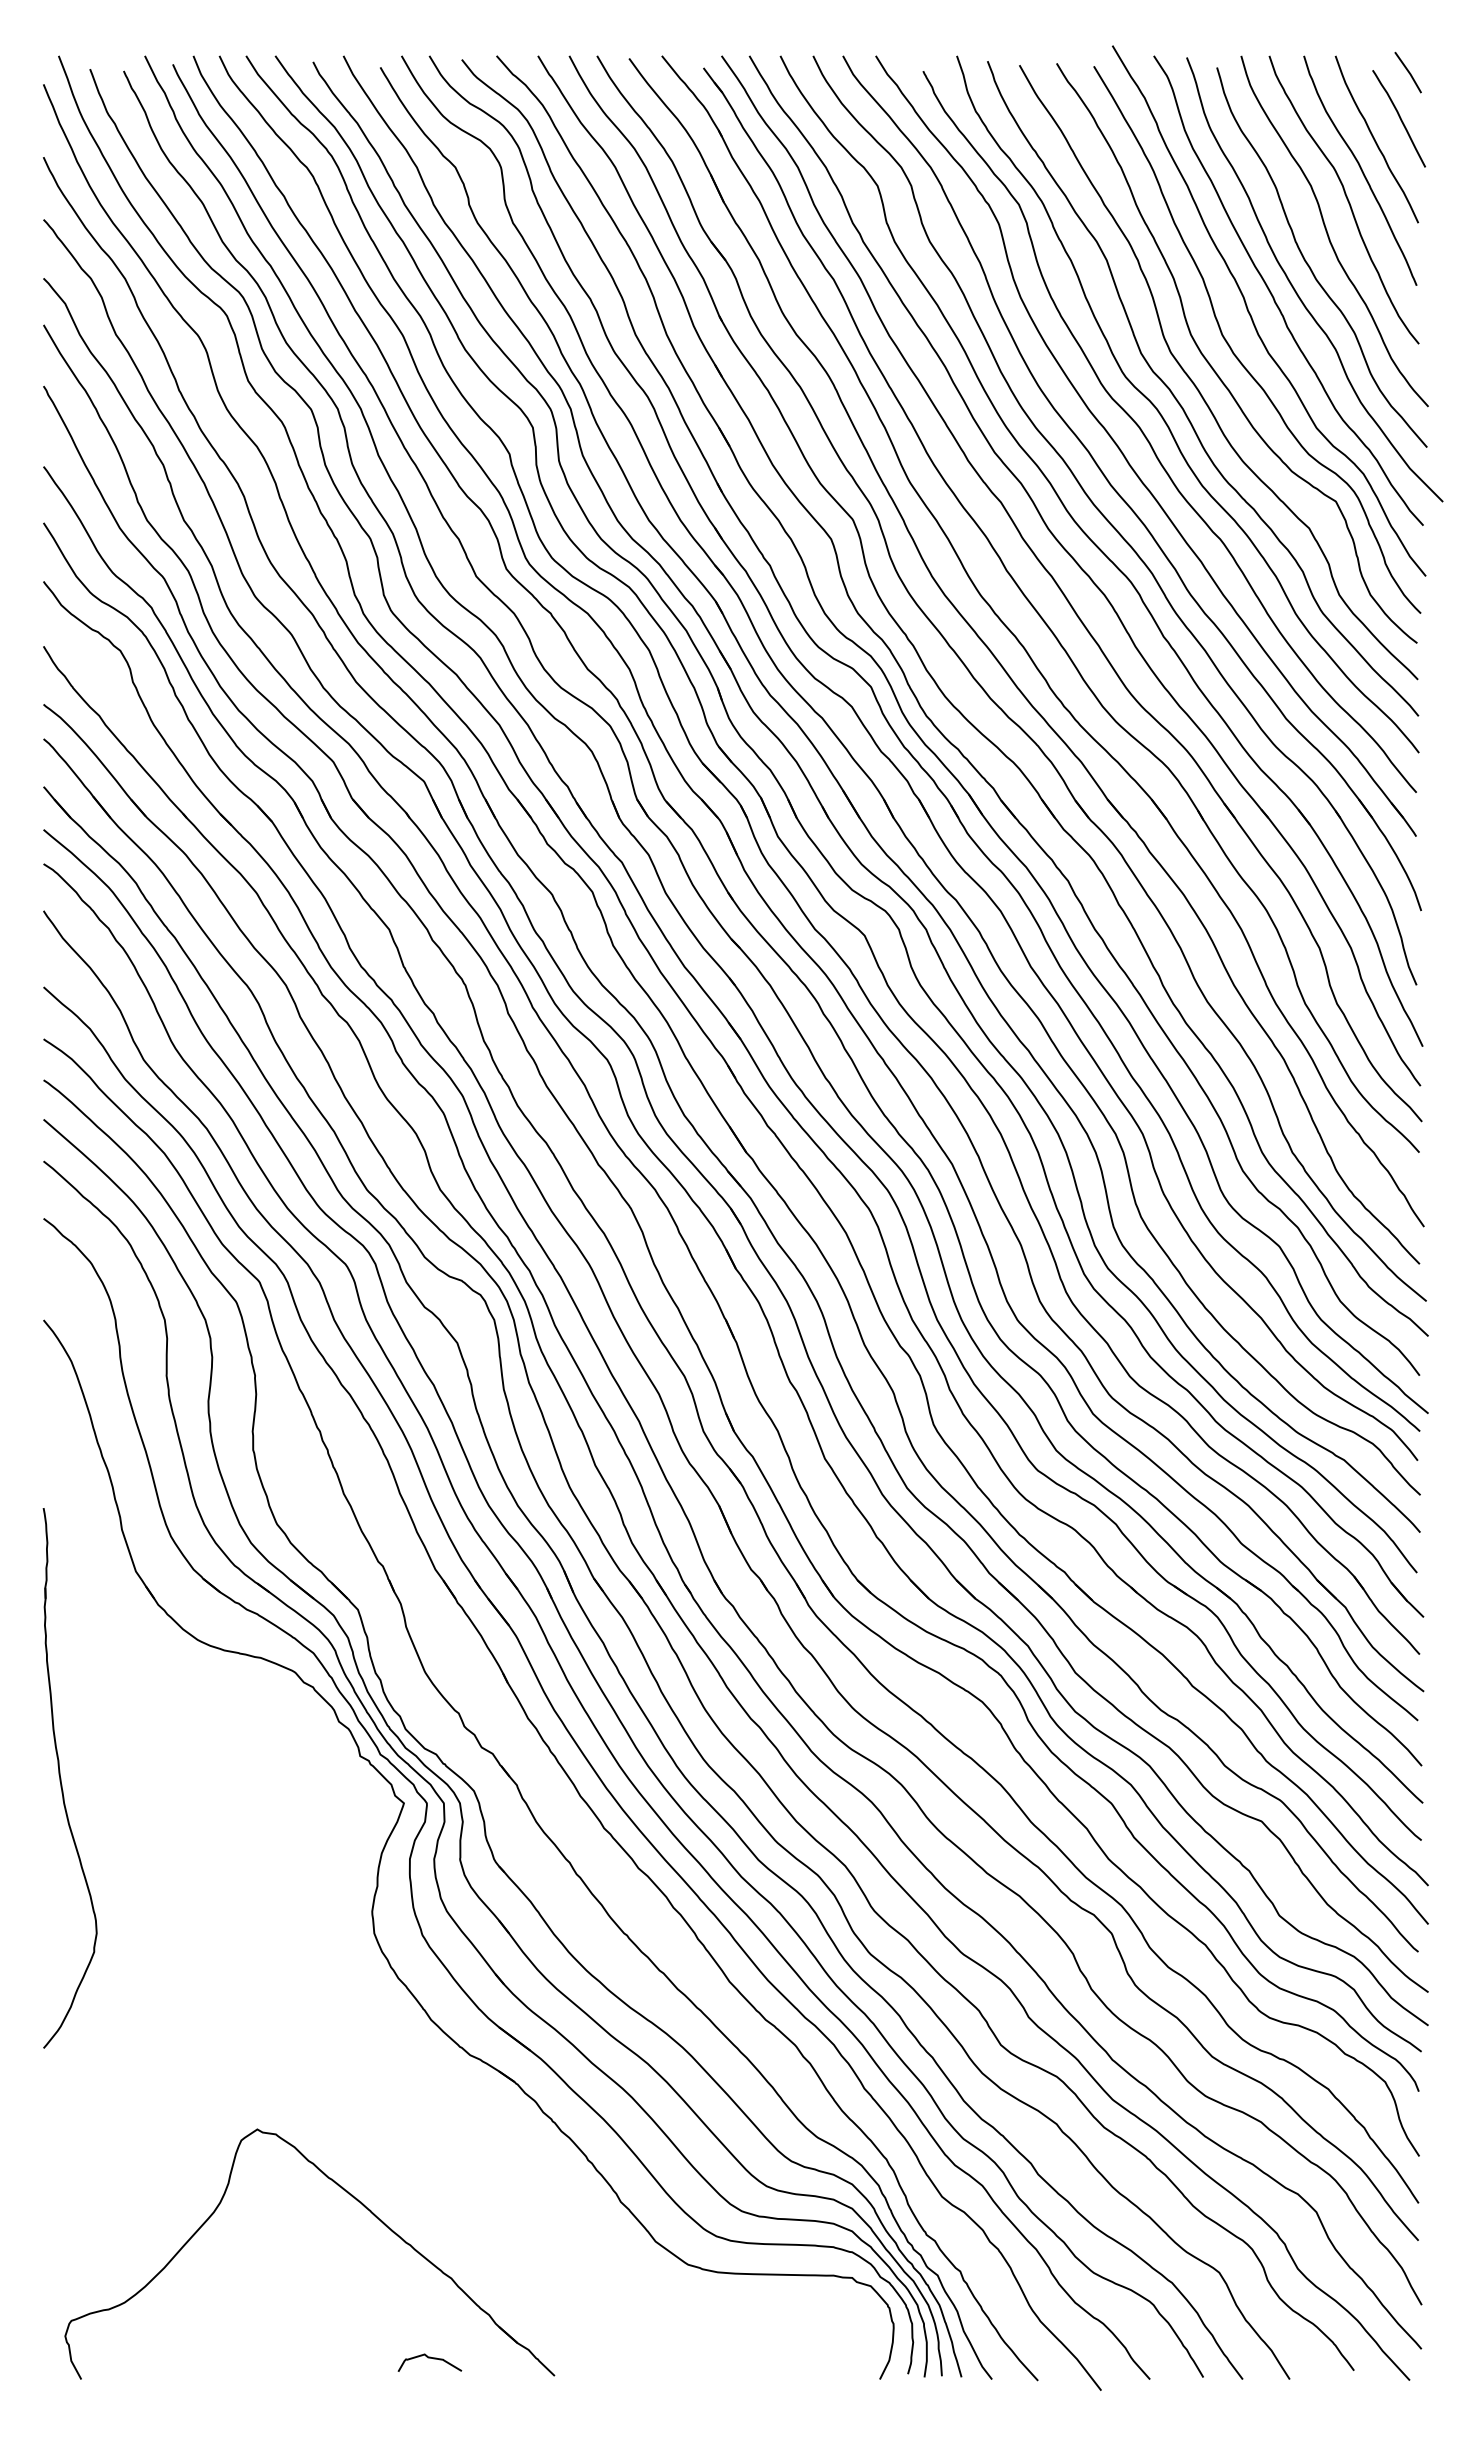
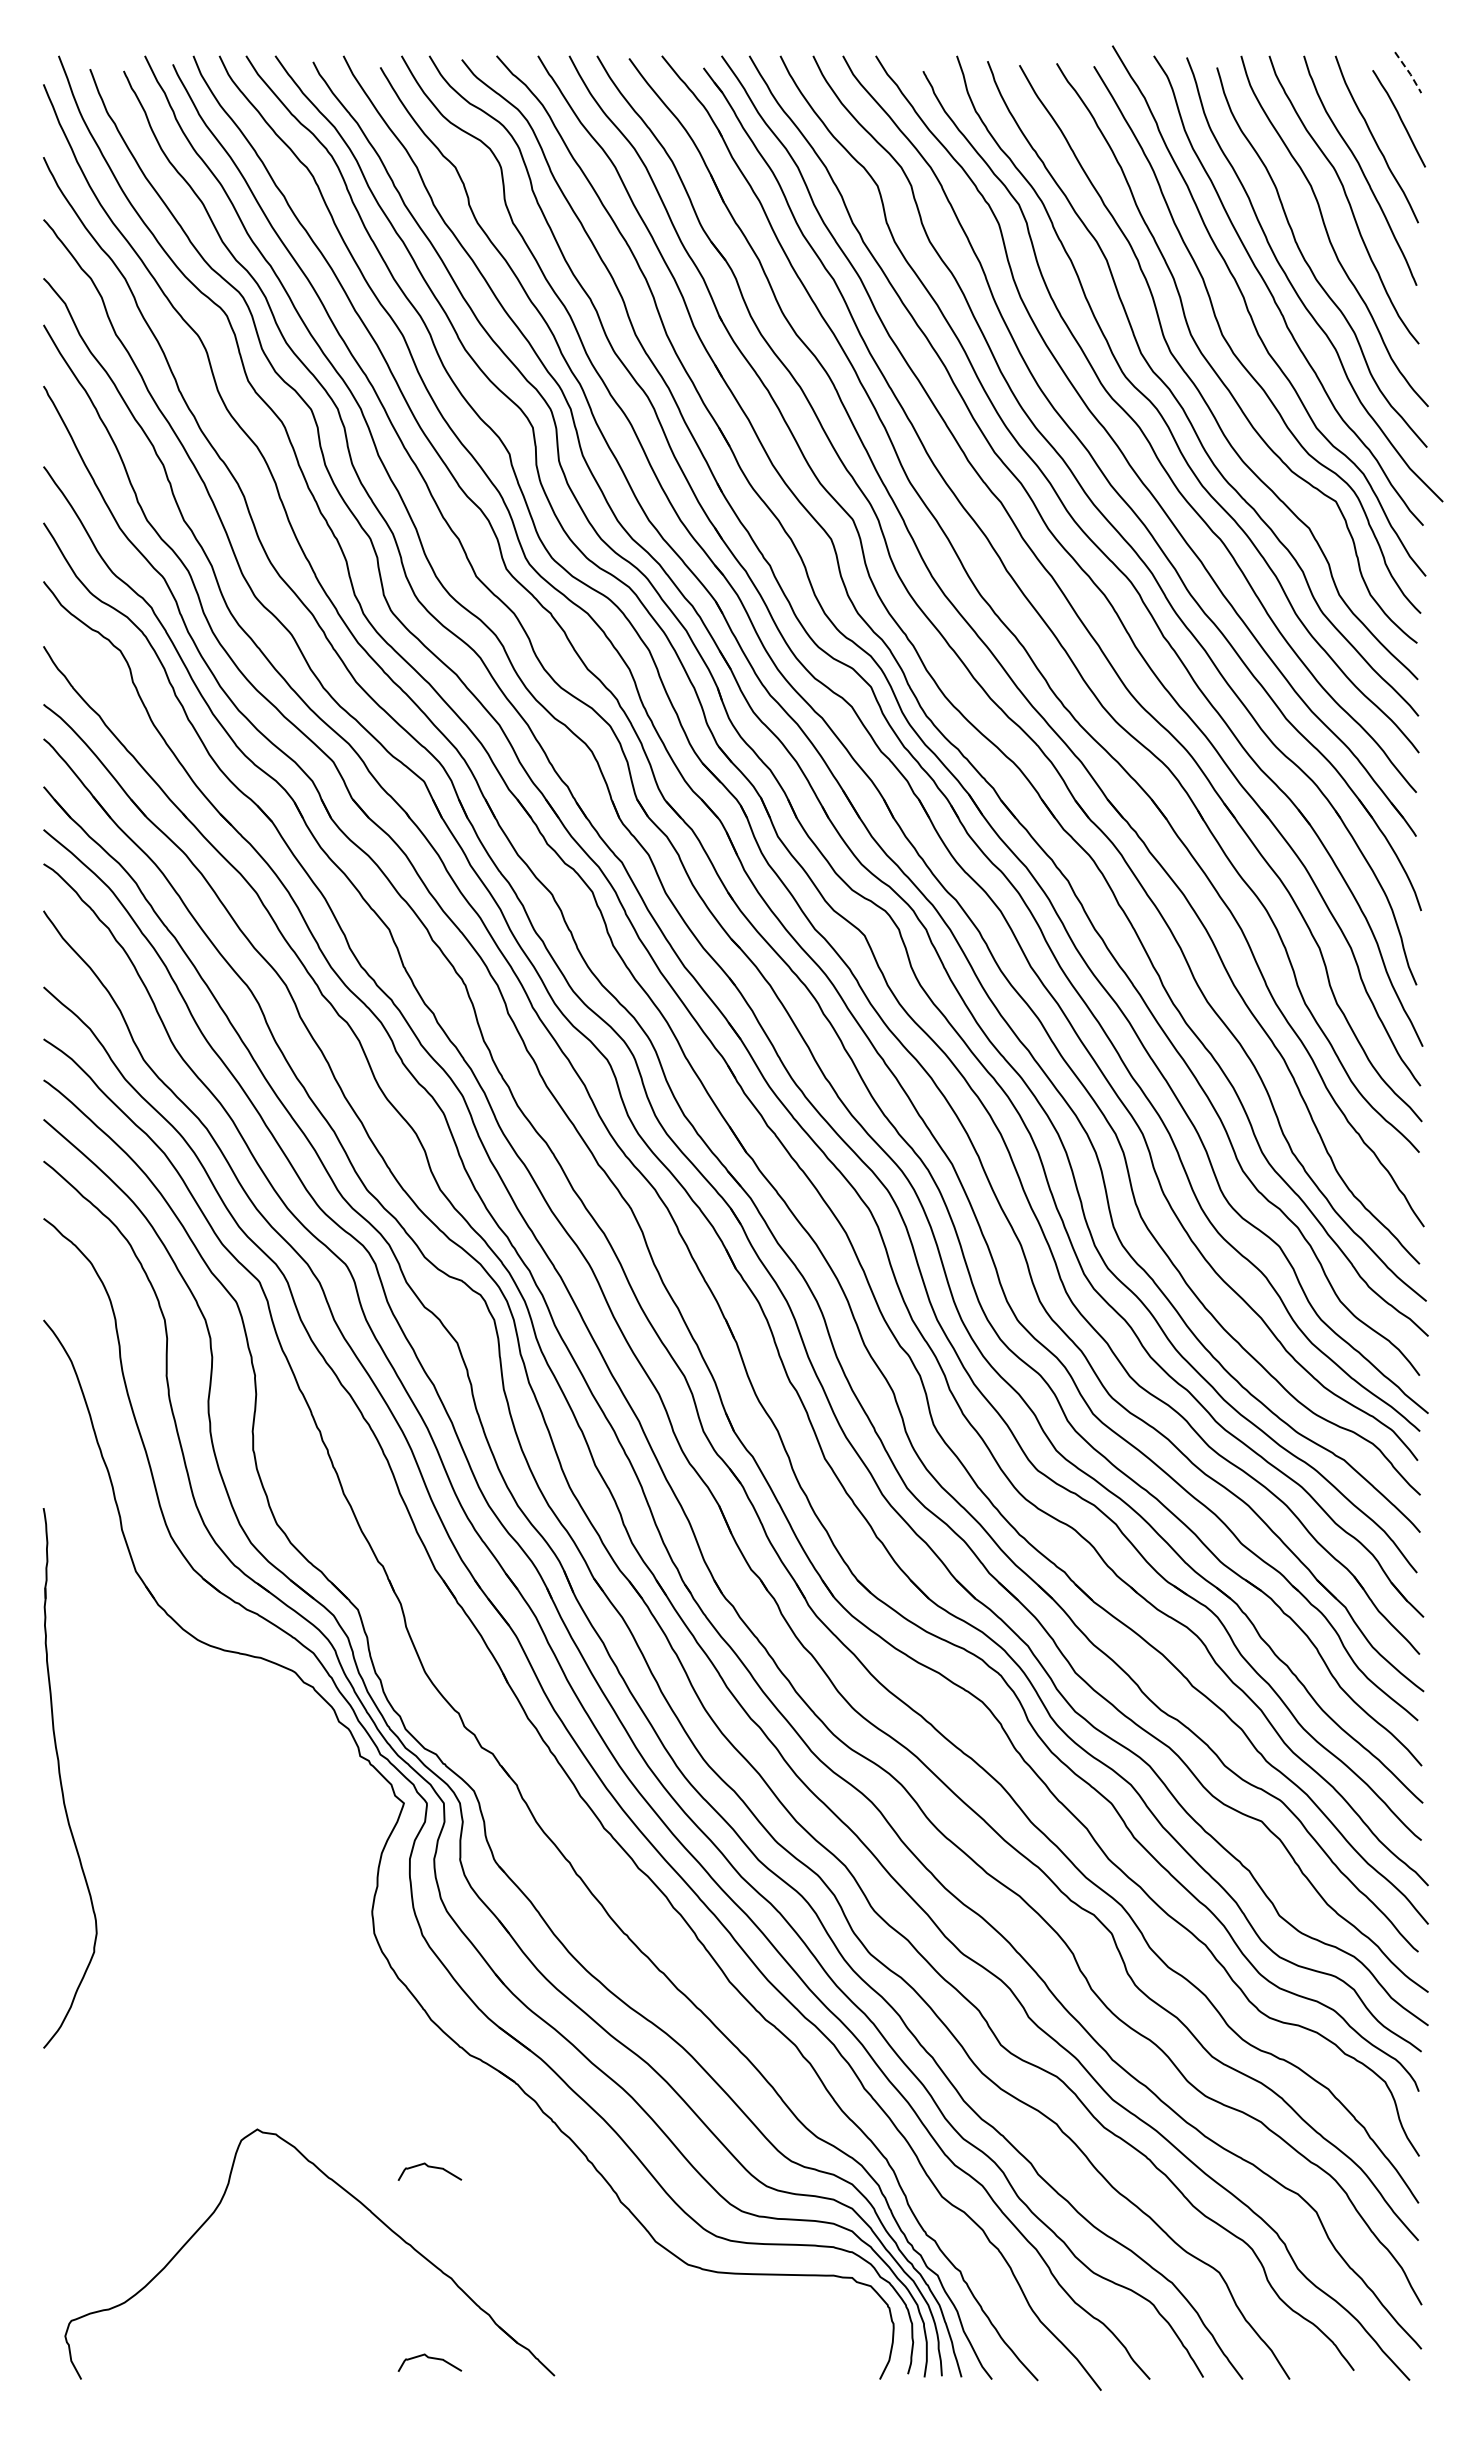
line: solid -> dashed (1409, 72)
curve: none -> present (429, 2167)
